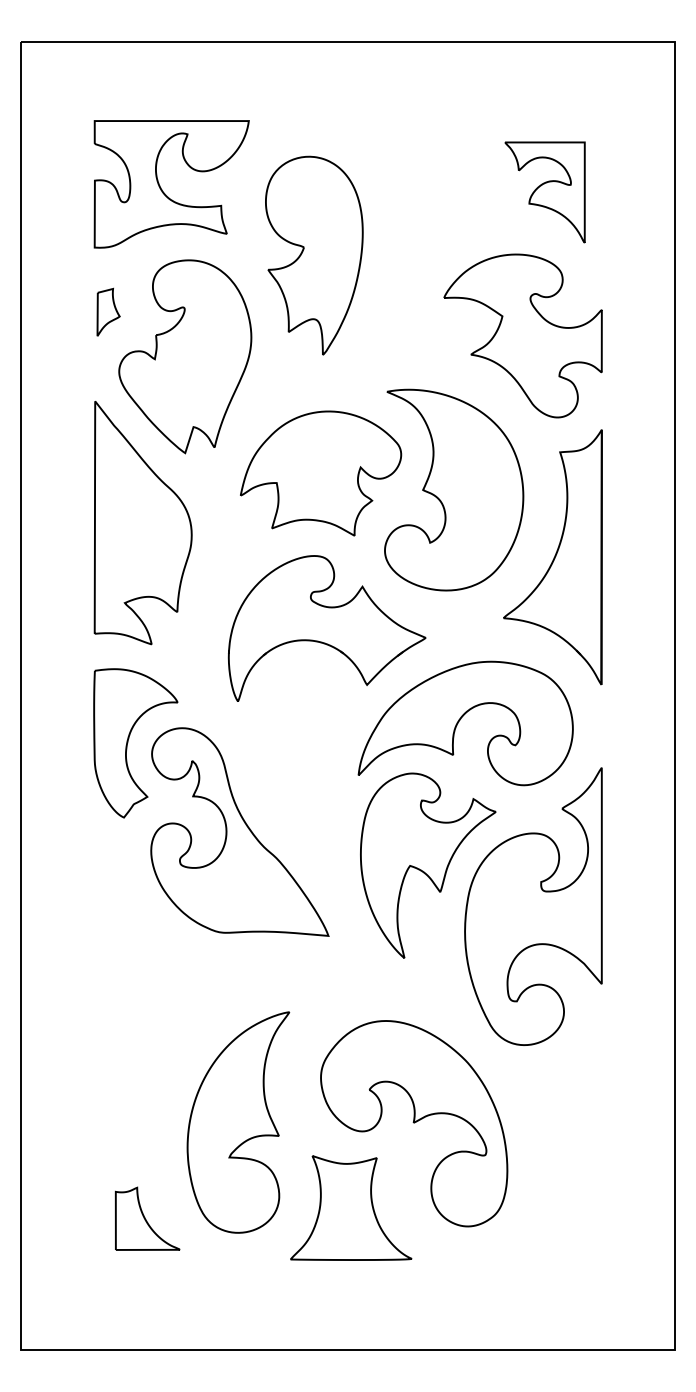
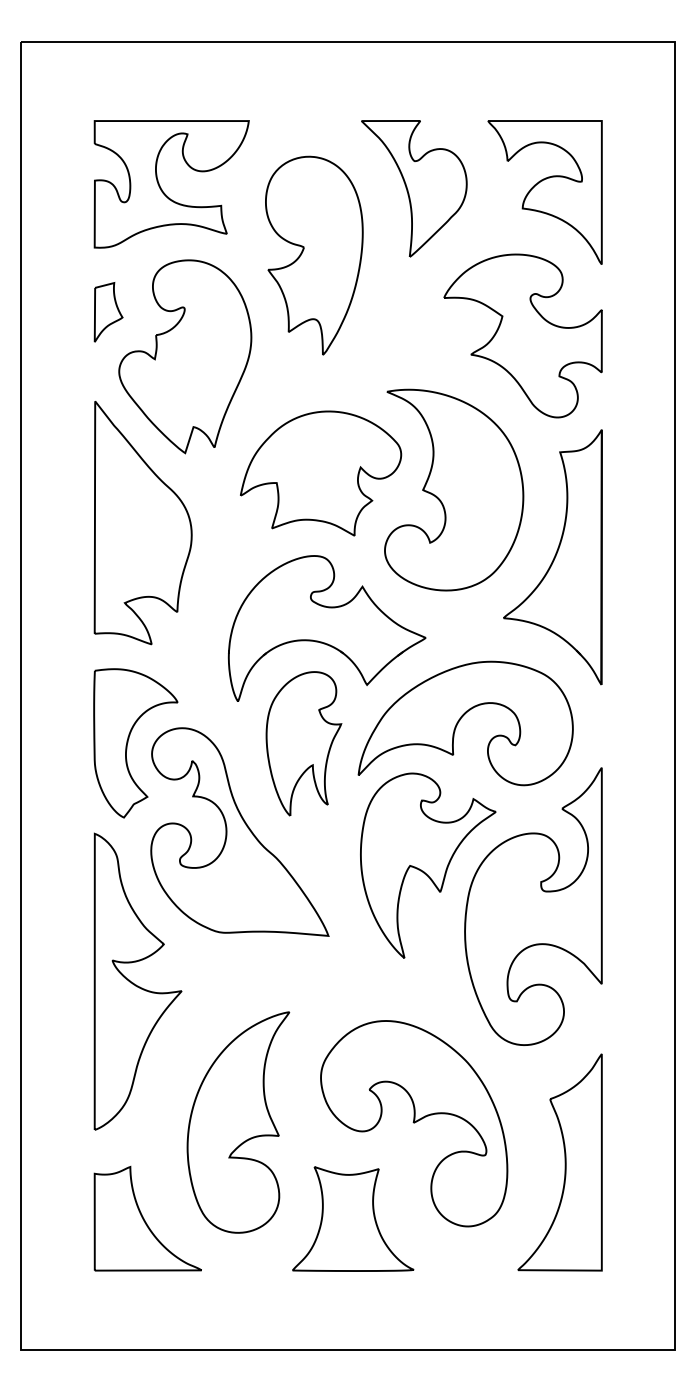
part: none -> present (414, 188)
part size: 82x103 px -> 116x145 px (544, 192)
part size: 25x50 px -> 31x61 px (108, 312)
part: none -> present (303, 743)
part: none -> present (137, 981)
part: none -> present (559, 1162)
part position: (351, 1207) -> (353, 1218) (353, 1218)
part size: 66x65 px -> 109x106 px (147, 1218)
